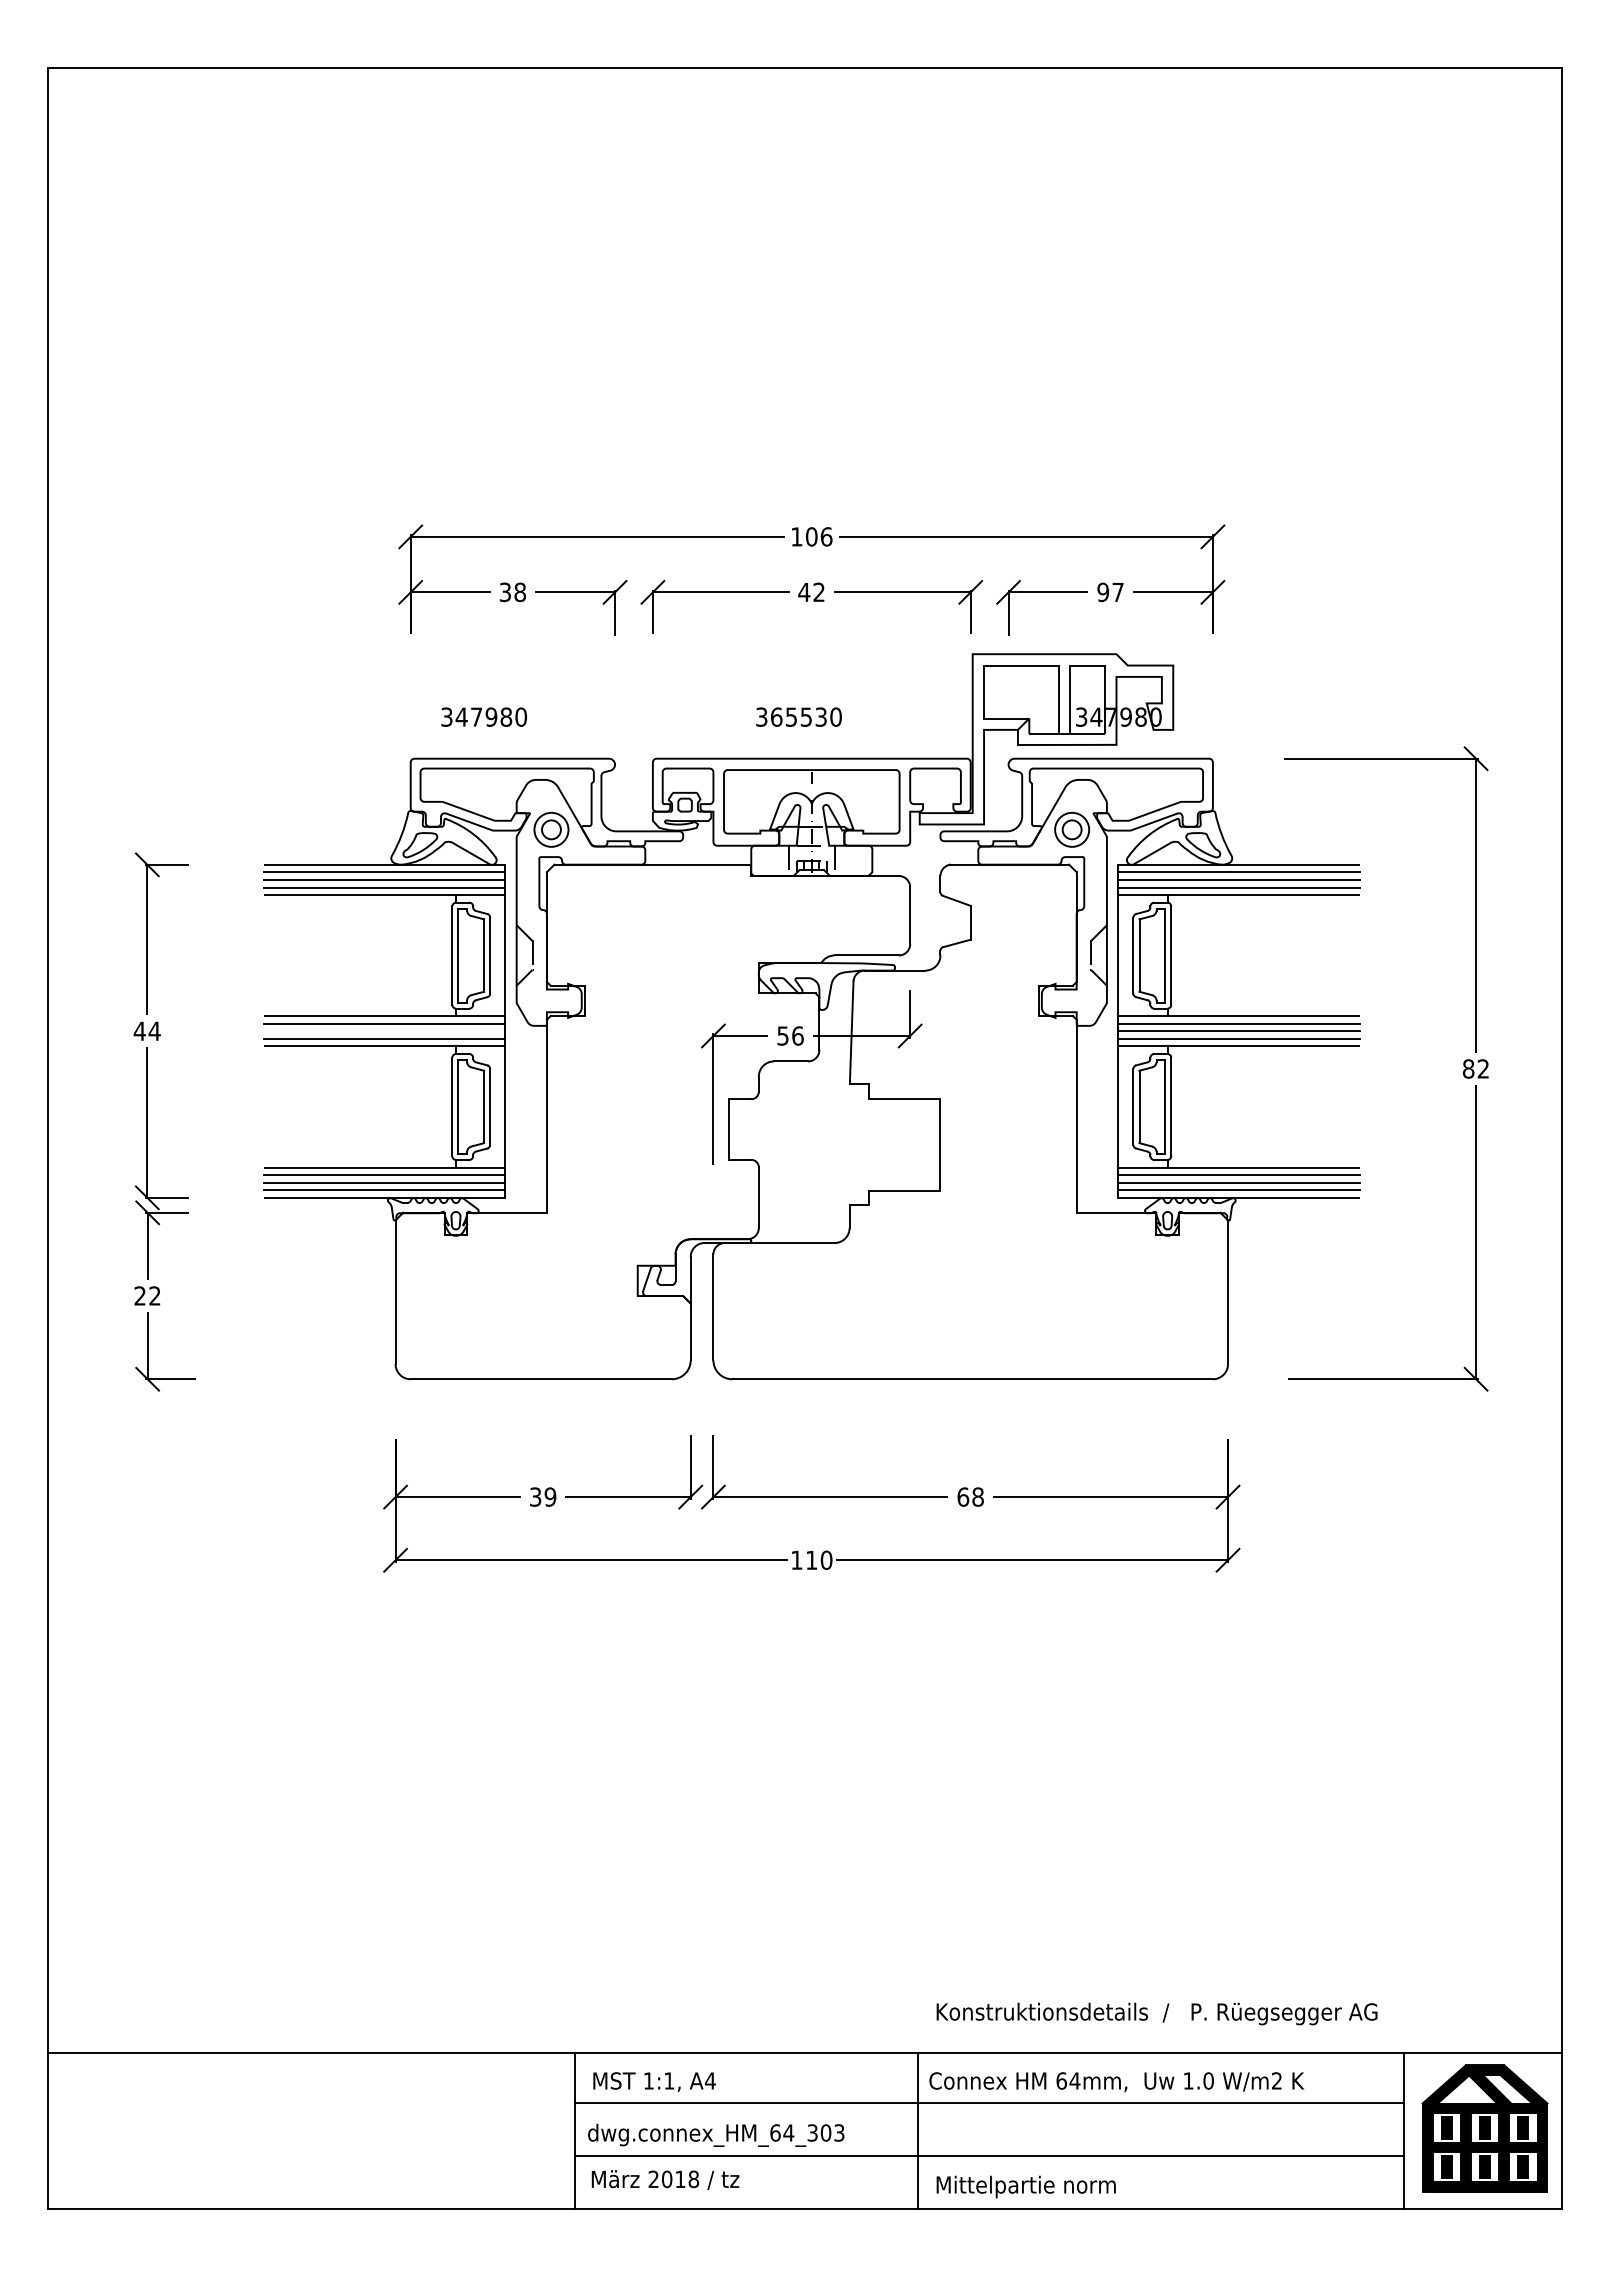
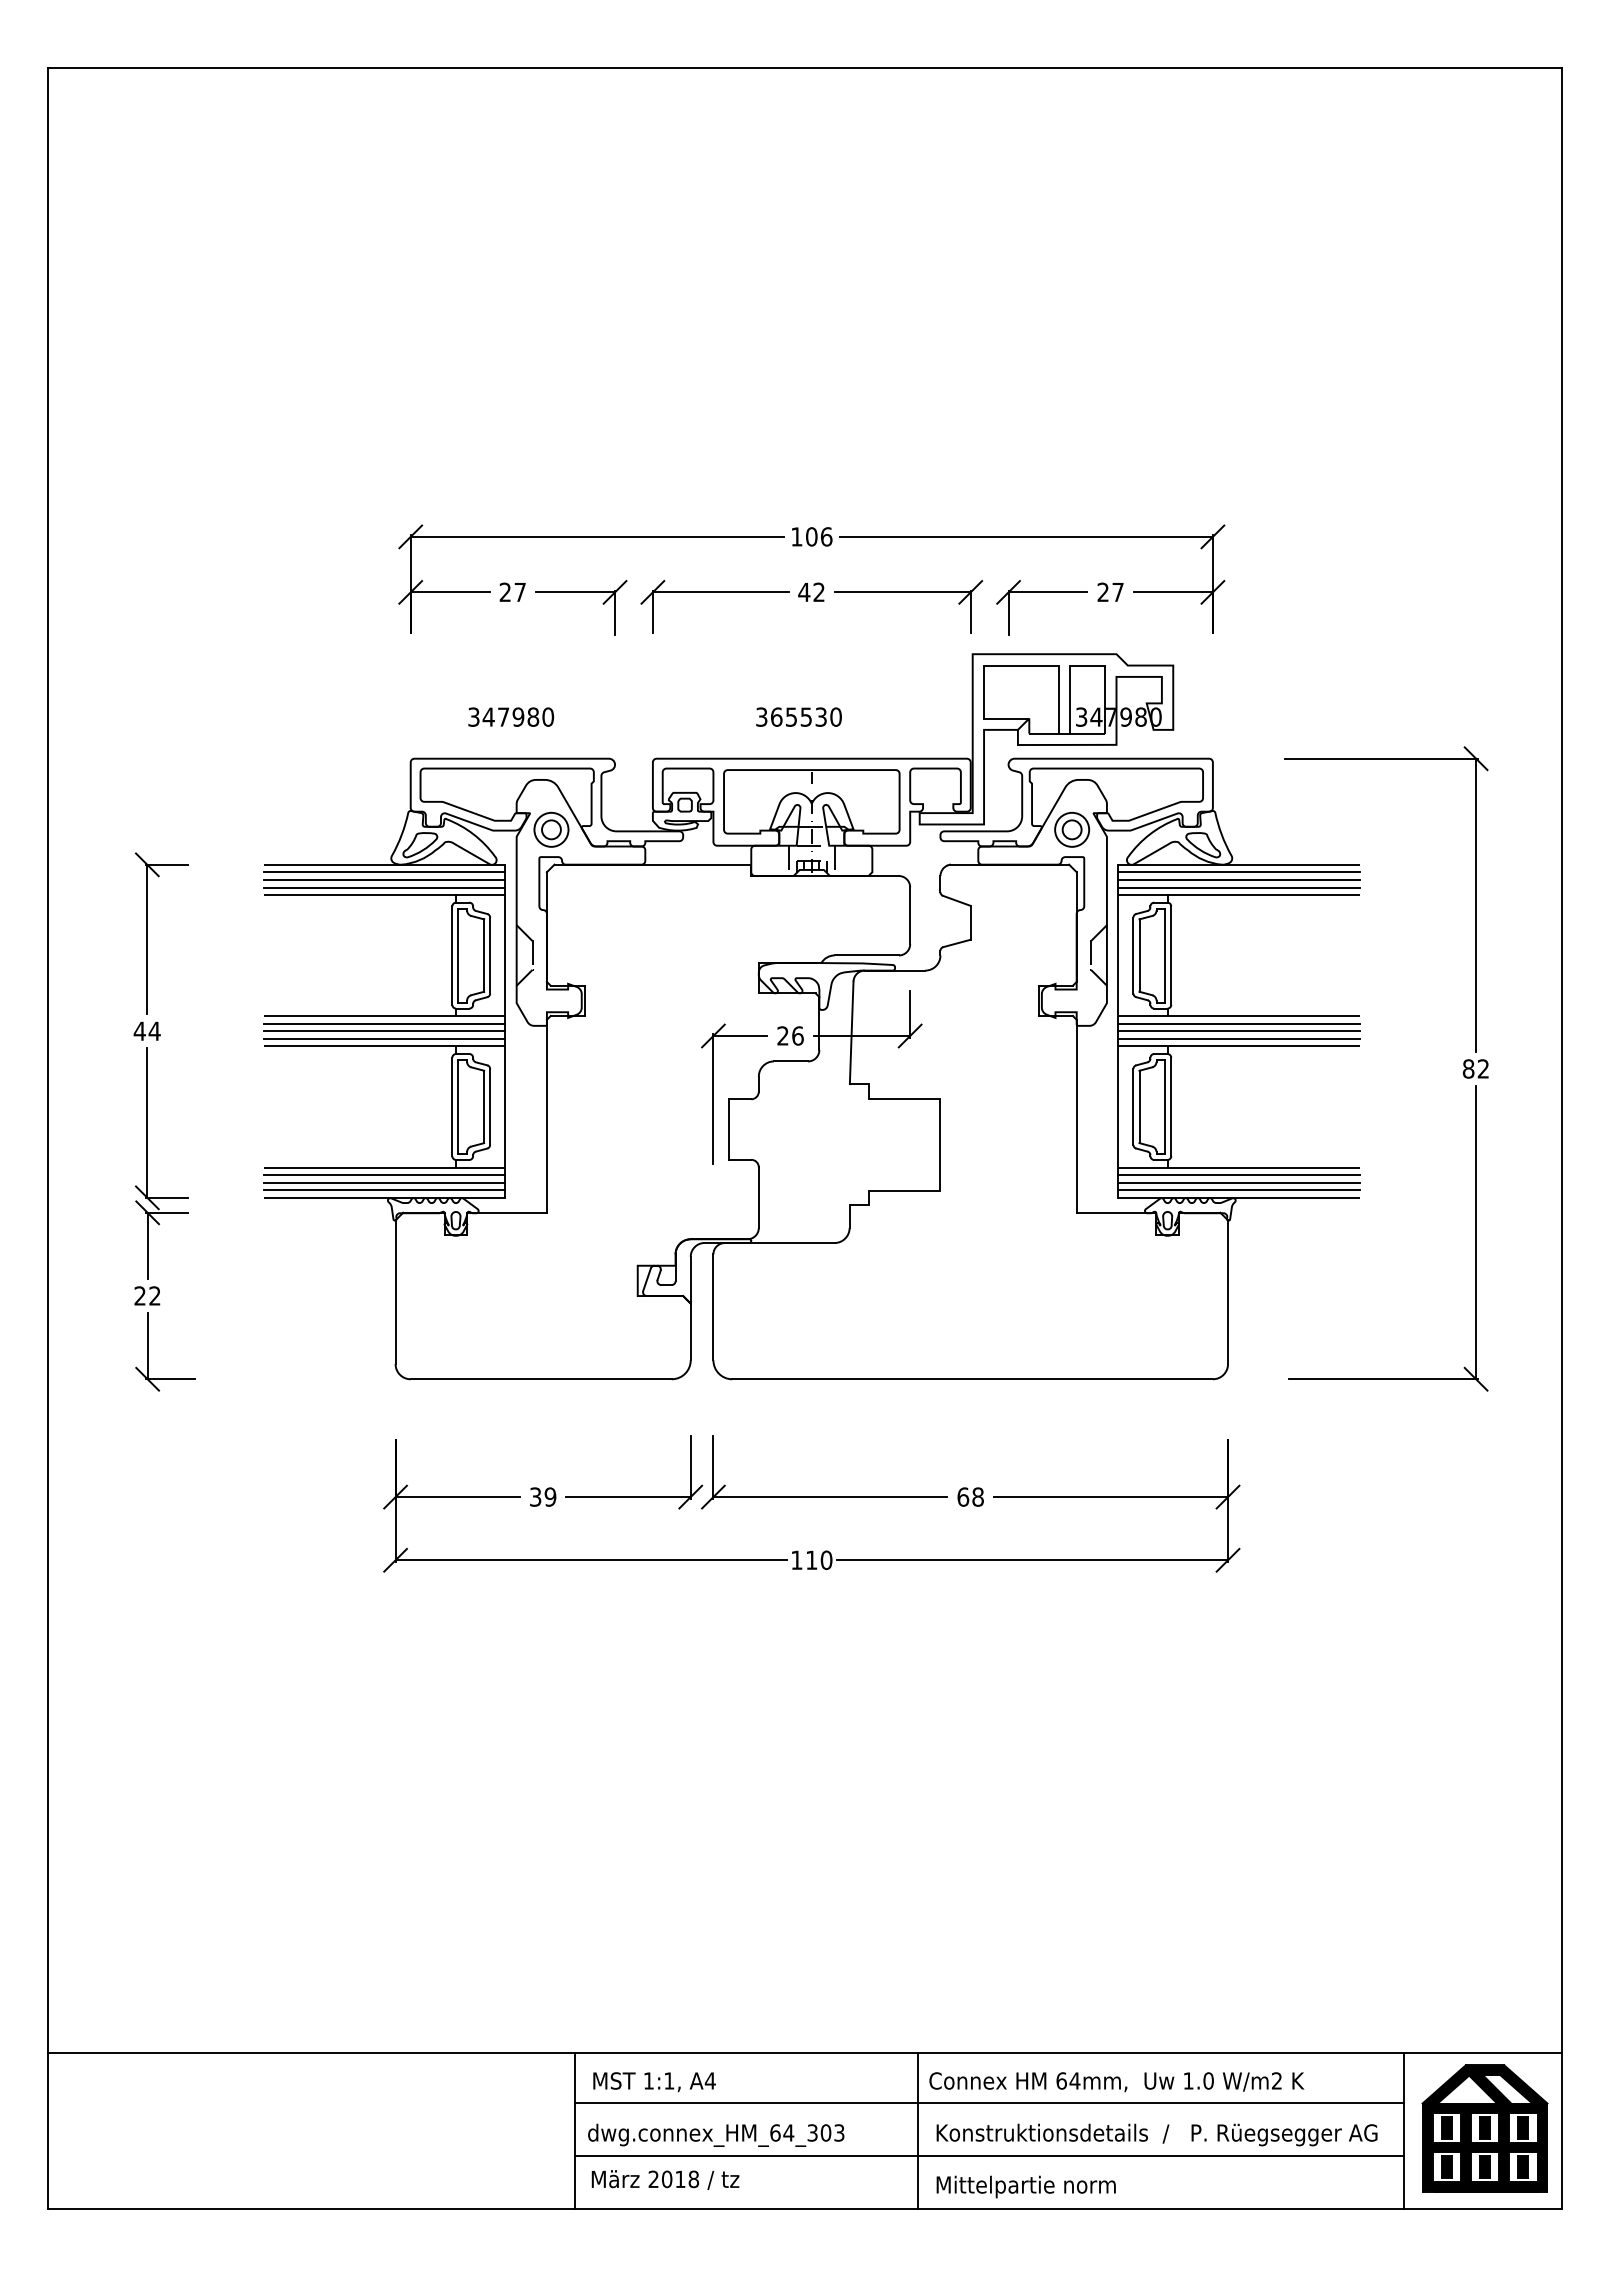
text: 38 -> 27 (512, 592)
text: 97 -> 27 (1103, 592)
text position: (484, 716) -> (511, 716) (511, 716)
line: none -> present (384, 1031)
text: 56 -> 26 (782, 1035)
text position: (1156, 2013) -> (1156, 2134) (1156, 2134)
